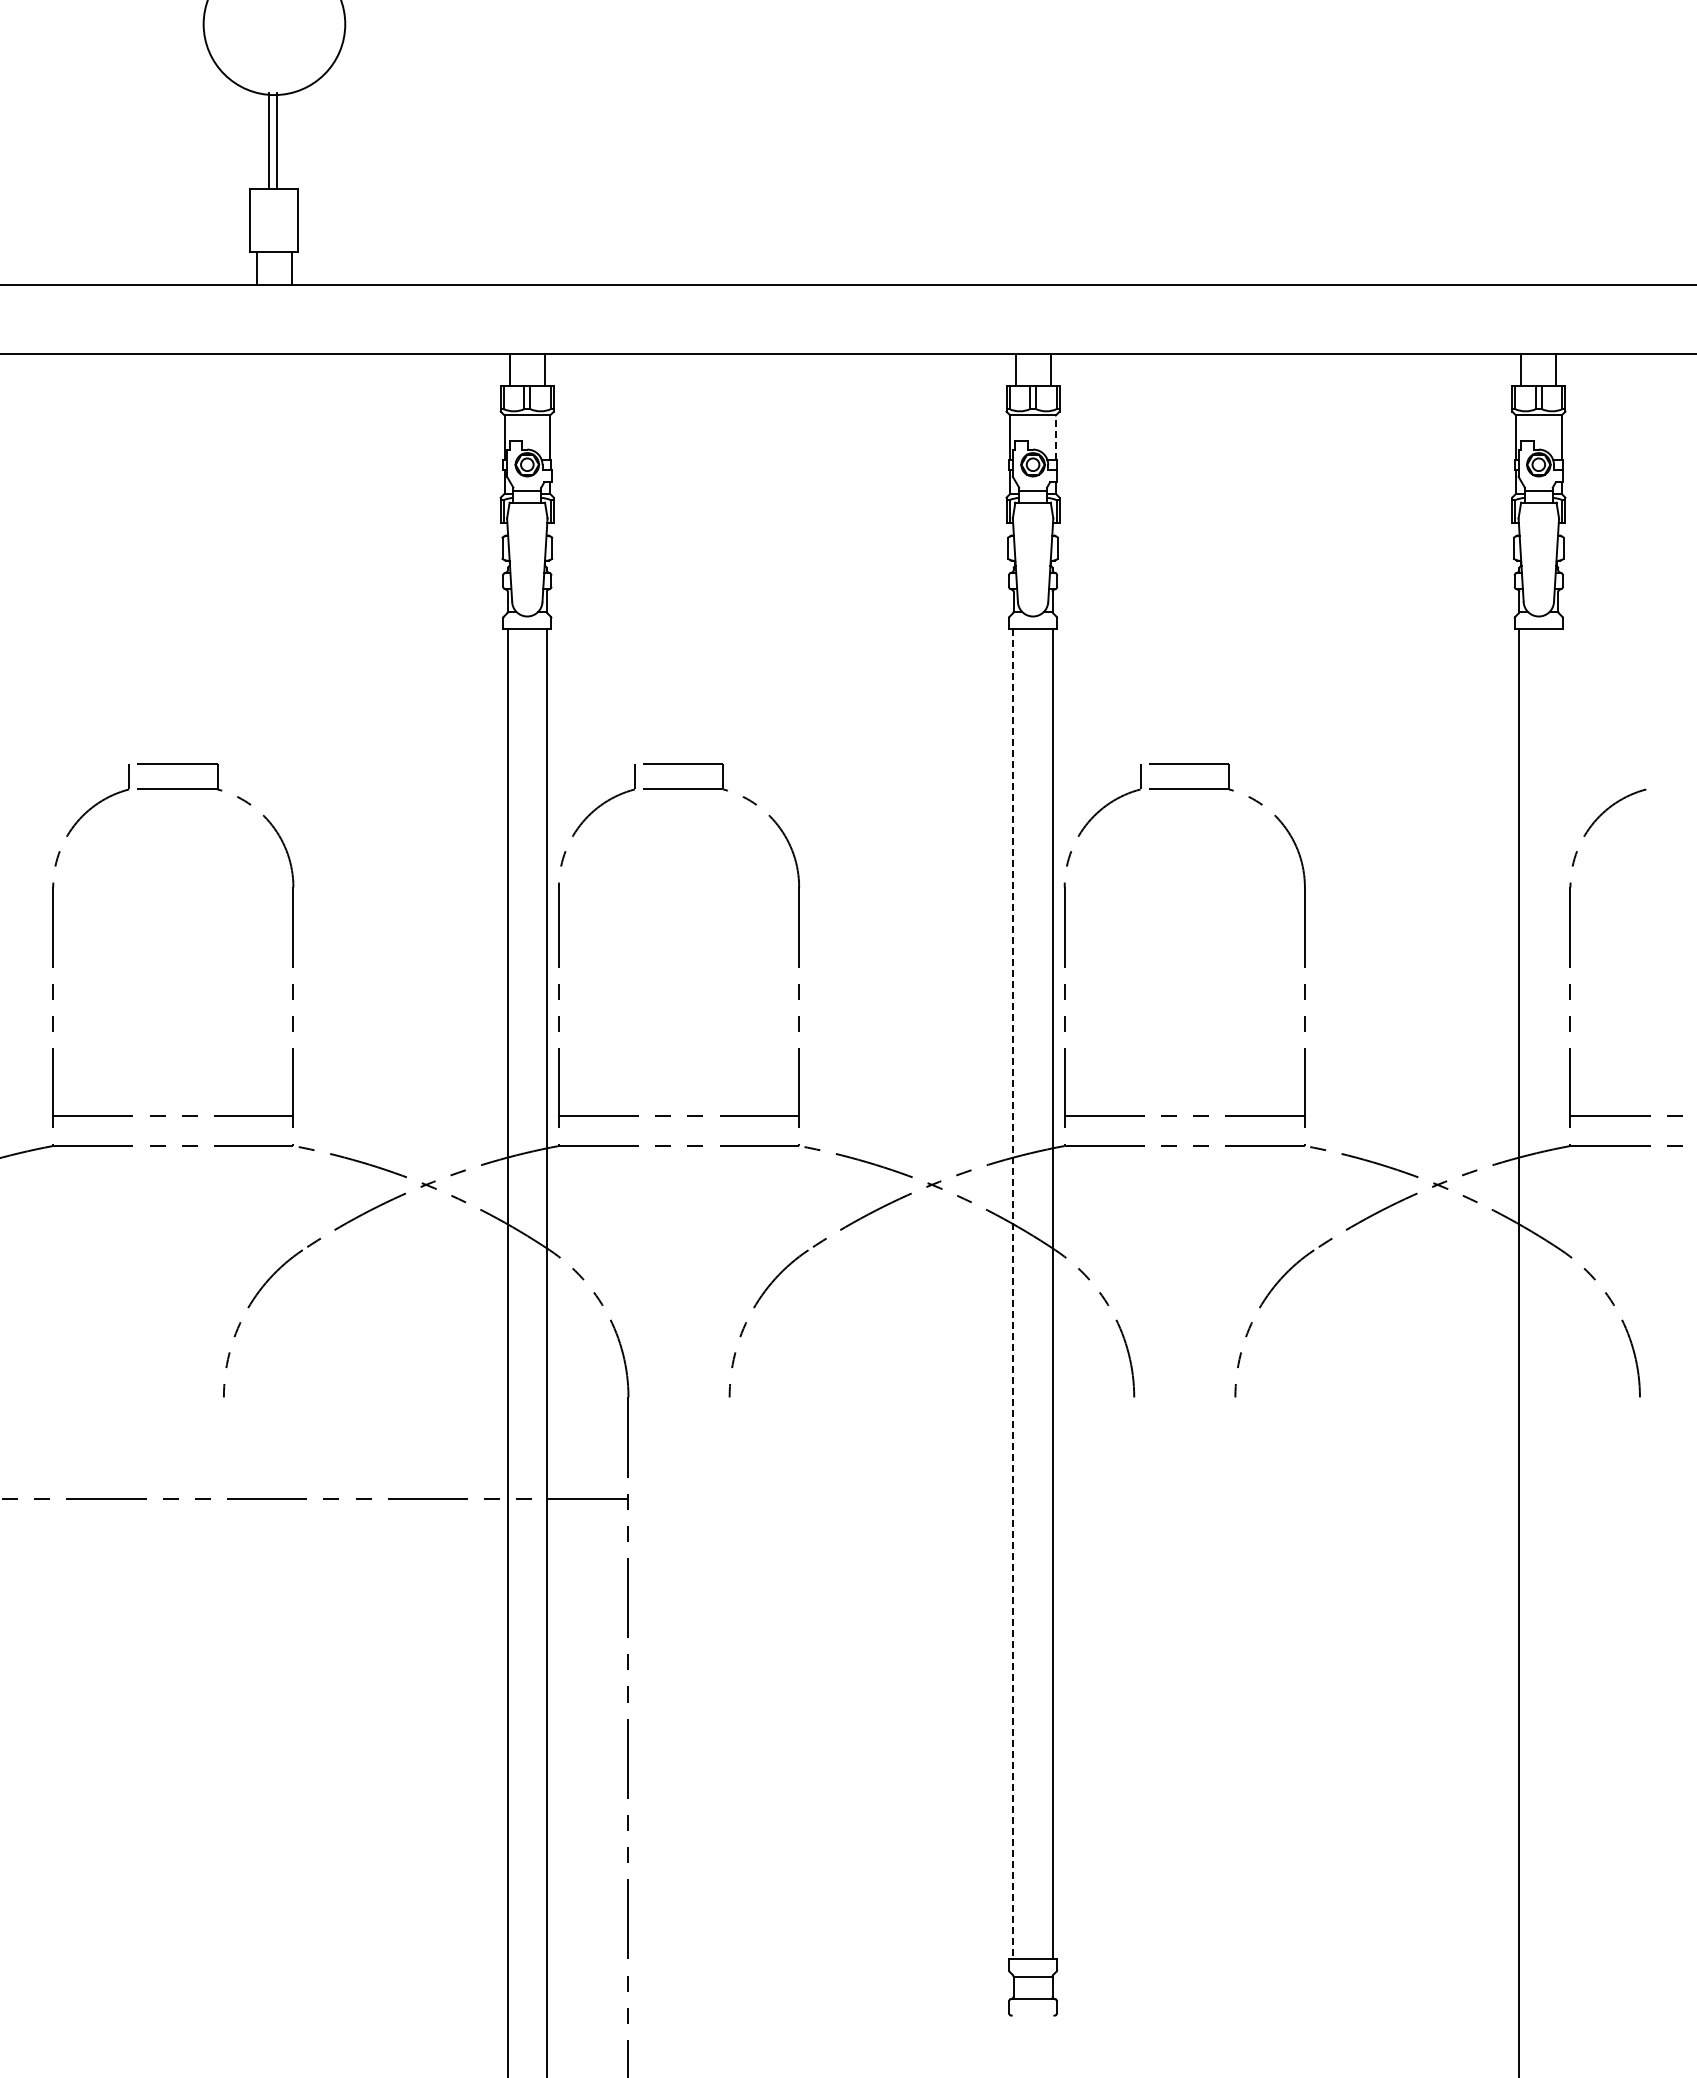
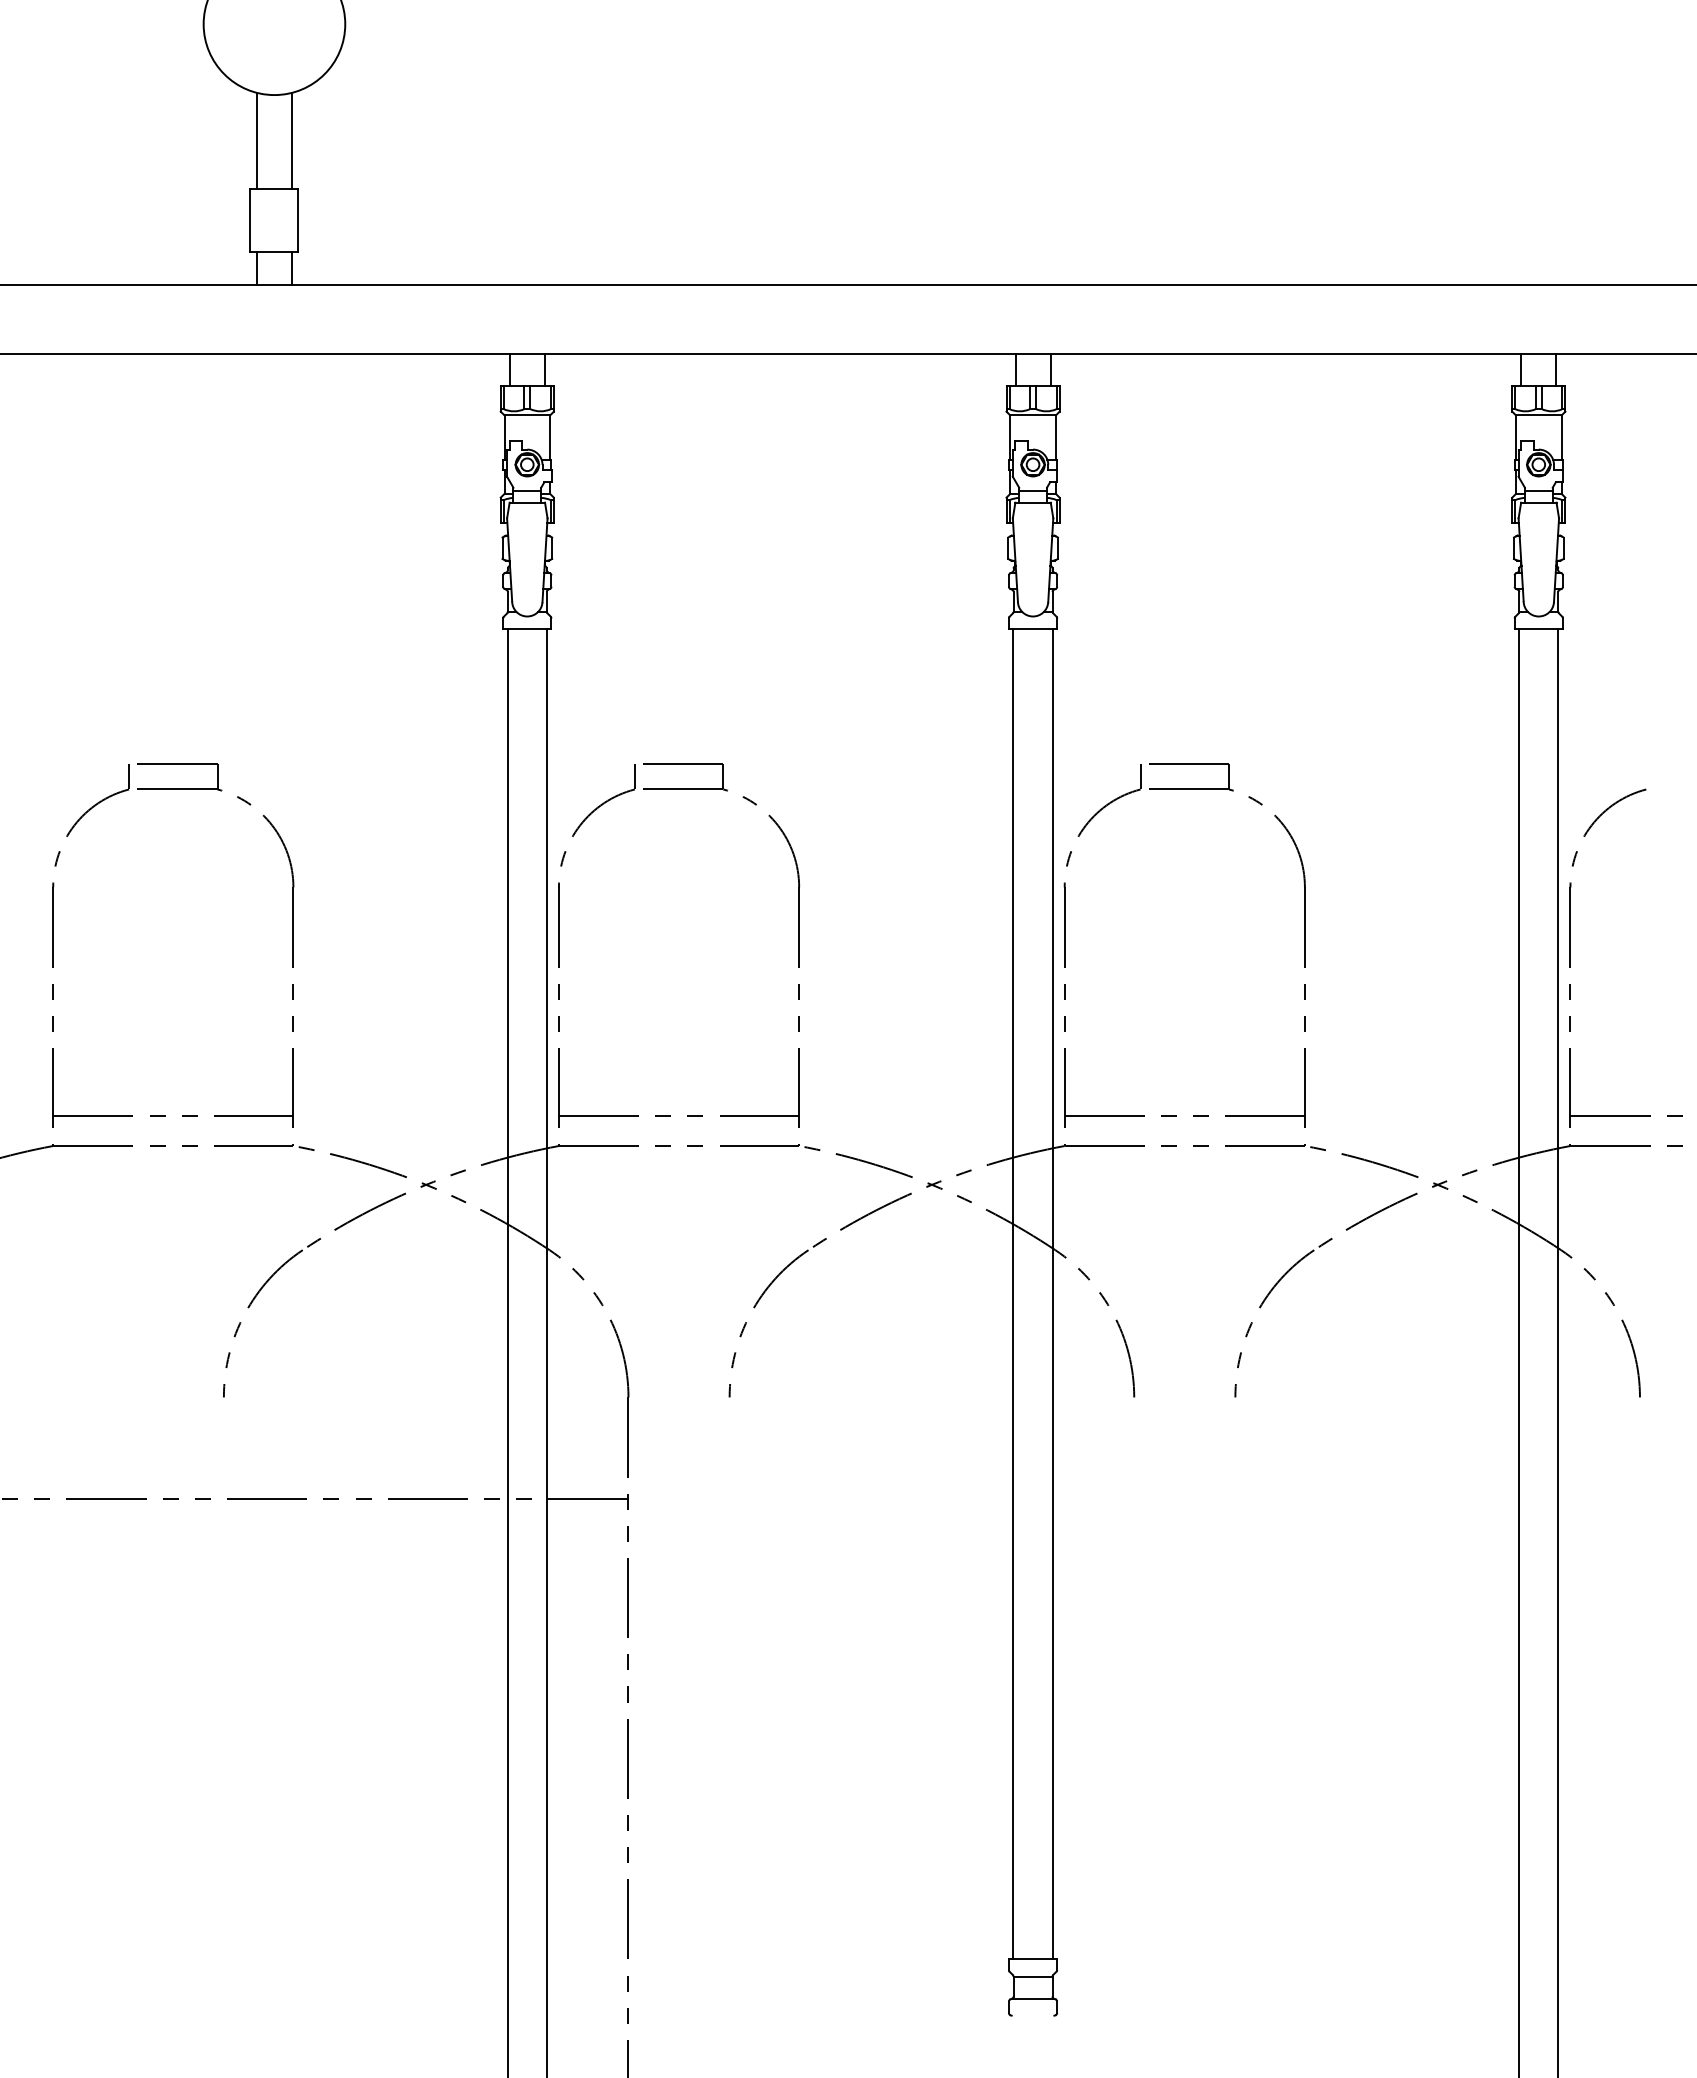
line position: (269, 140) -> (257, 140) (257, 140)
line position: (276, 140) -> (291, 140) (291, 140)
line: dashed -> solid (1055, 437)
line: dashed -> solid (1013, 1294)
line: none -> present (1558, 1351)
